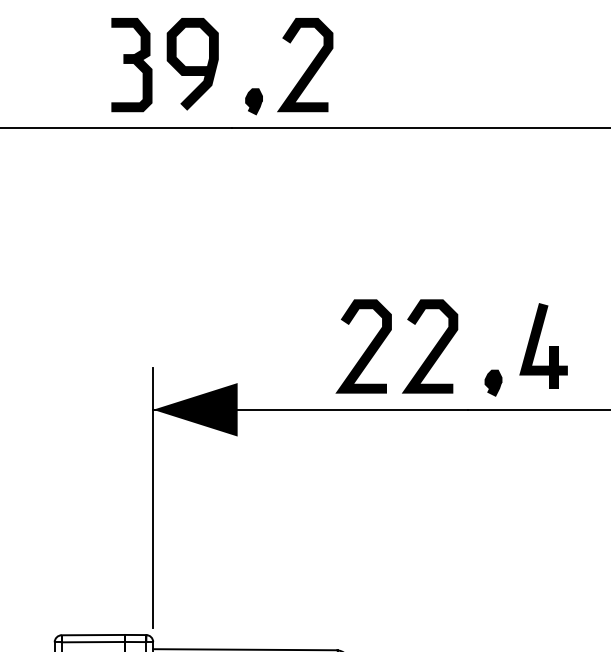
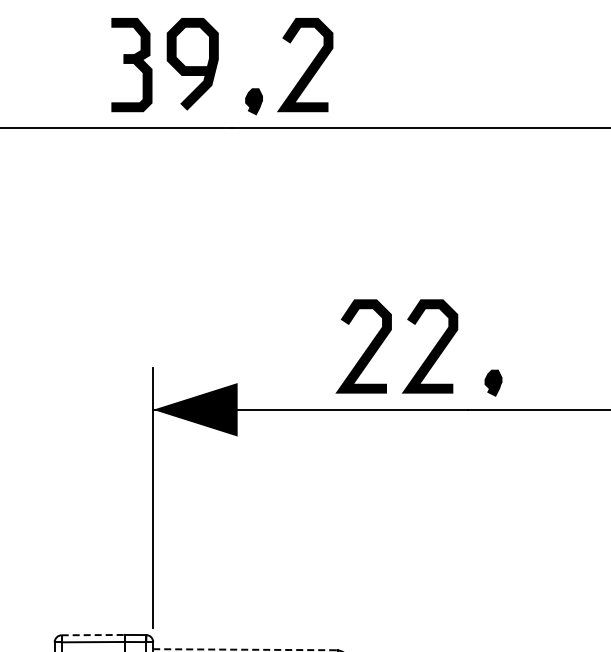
part: present -> none (543, 345)
line: solid -> dashed (93, 635)
line: solid -> dashed (244, 649)
